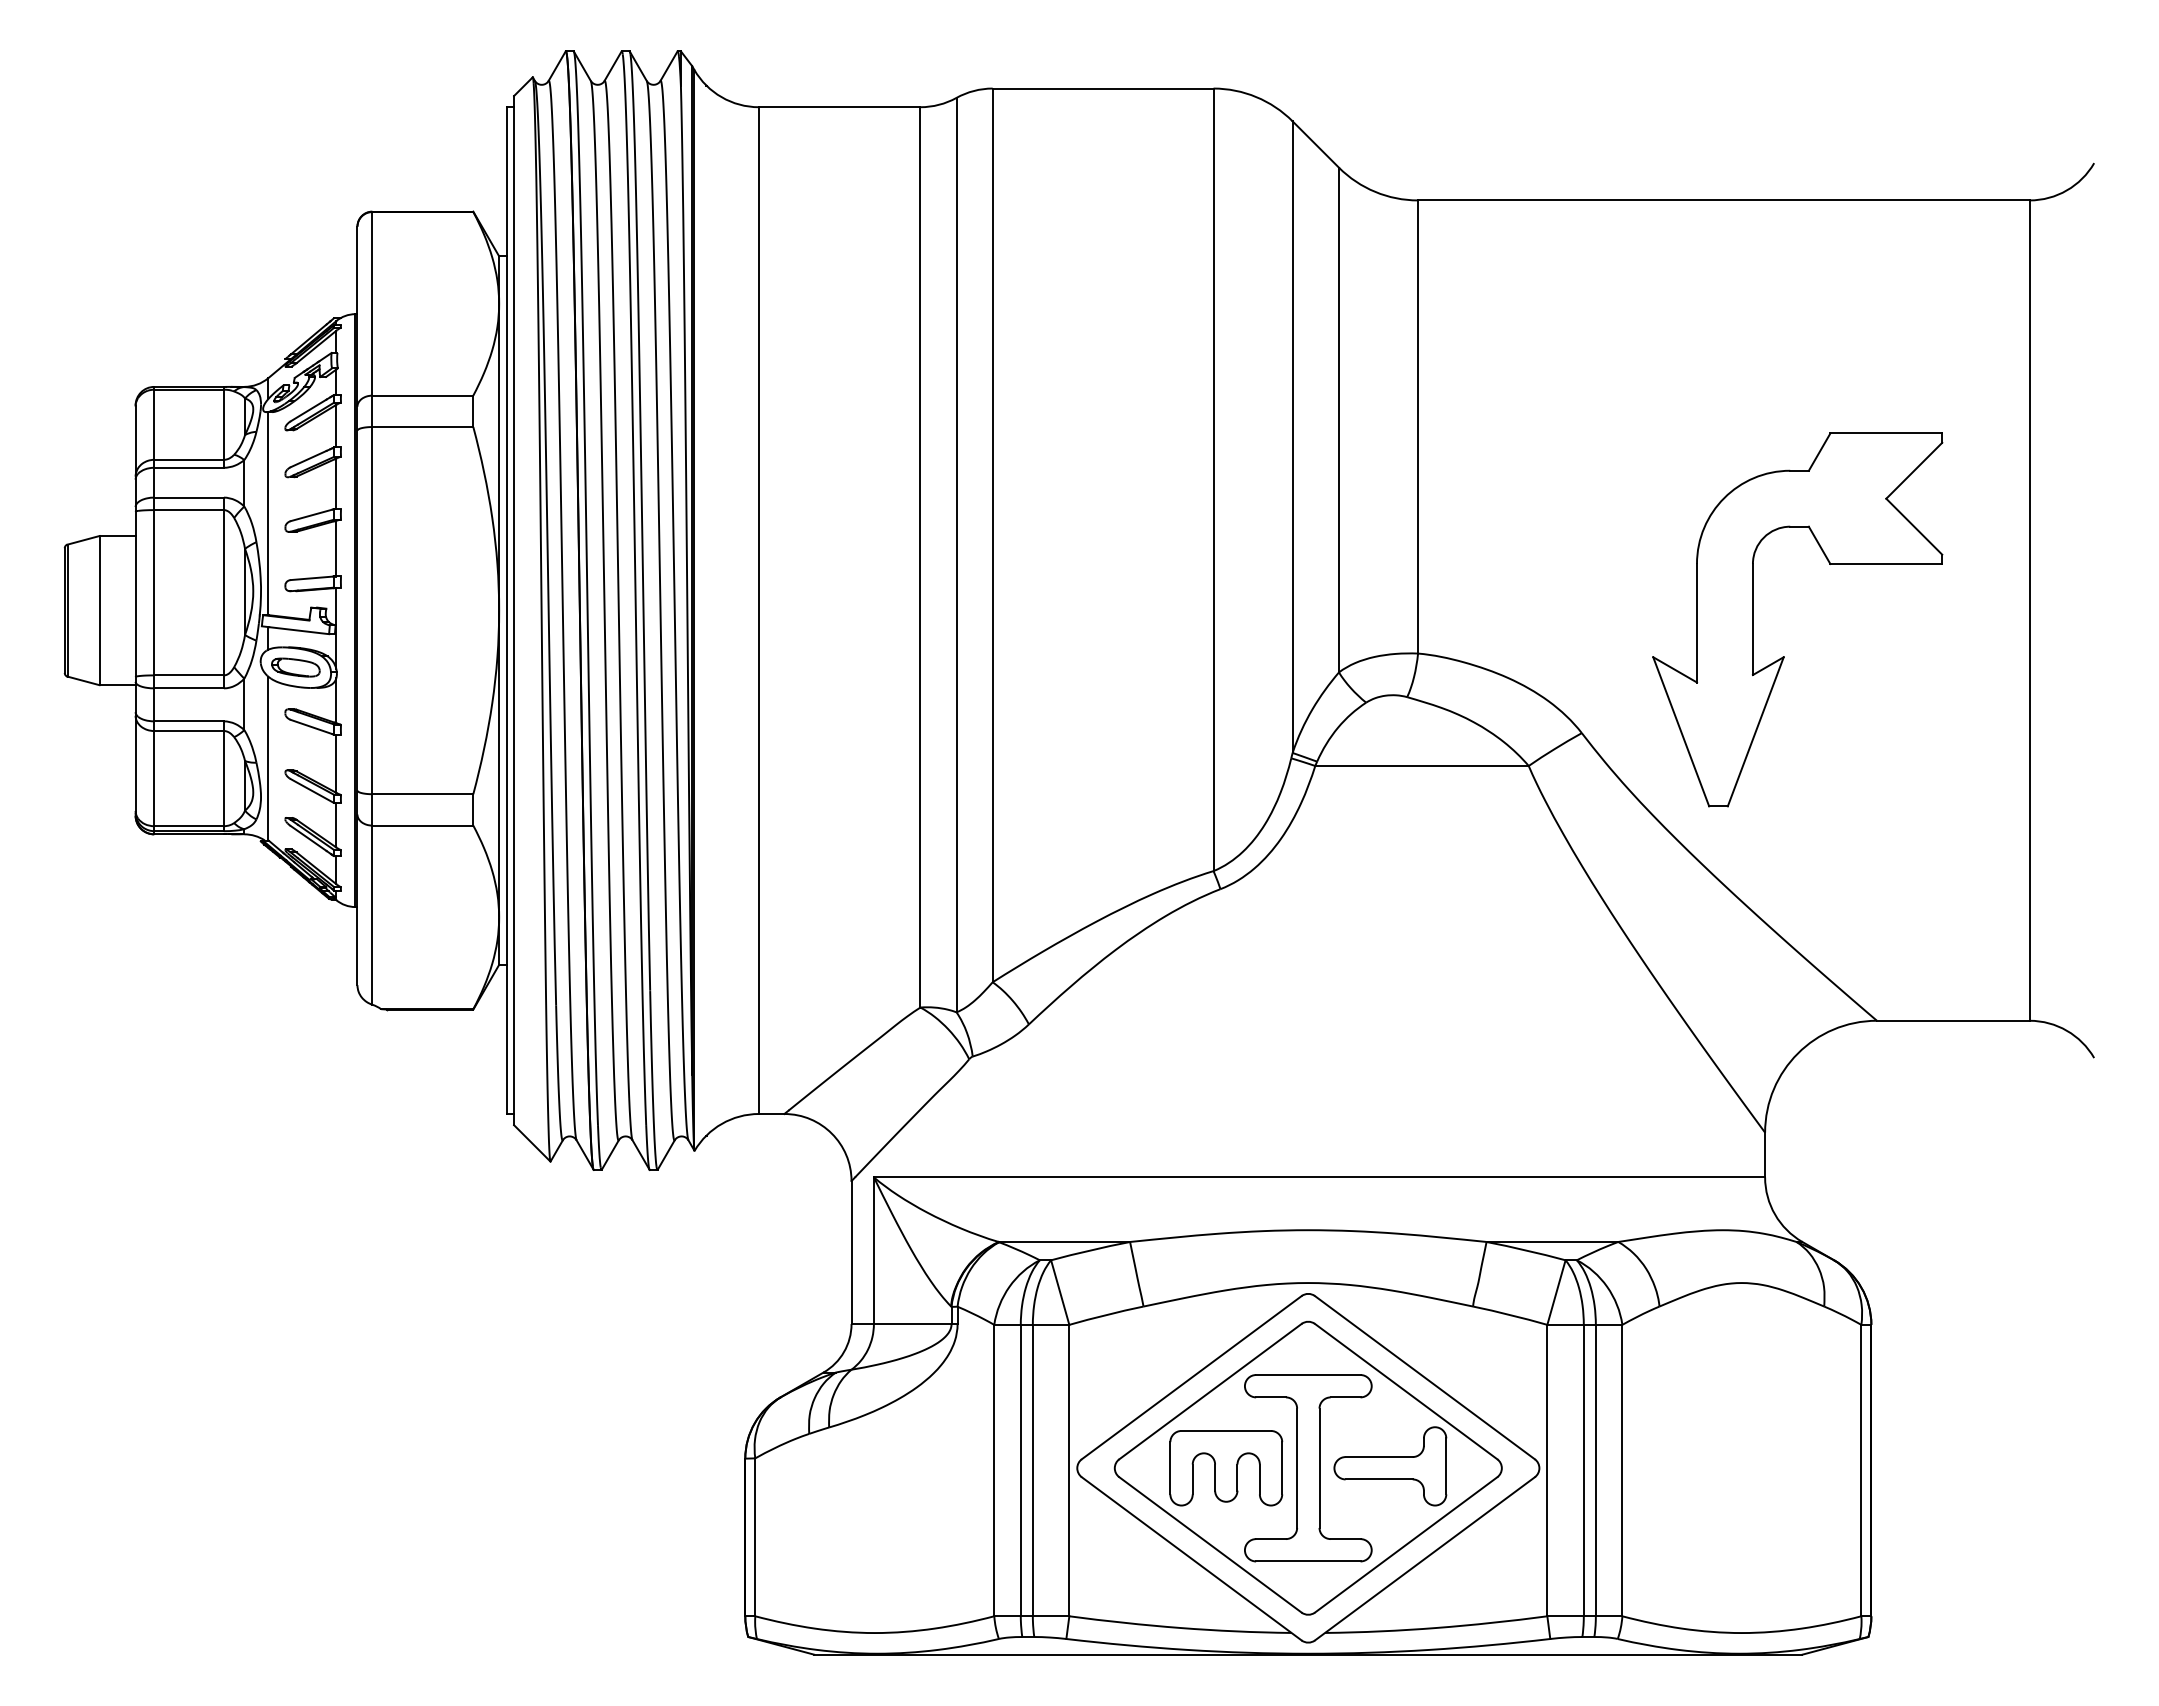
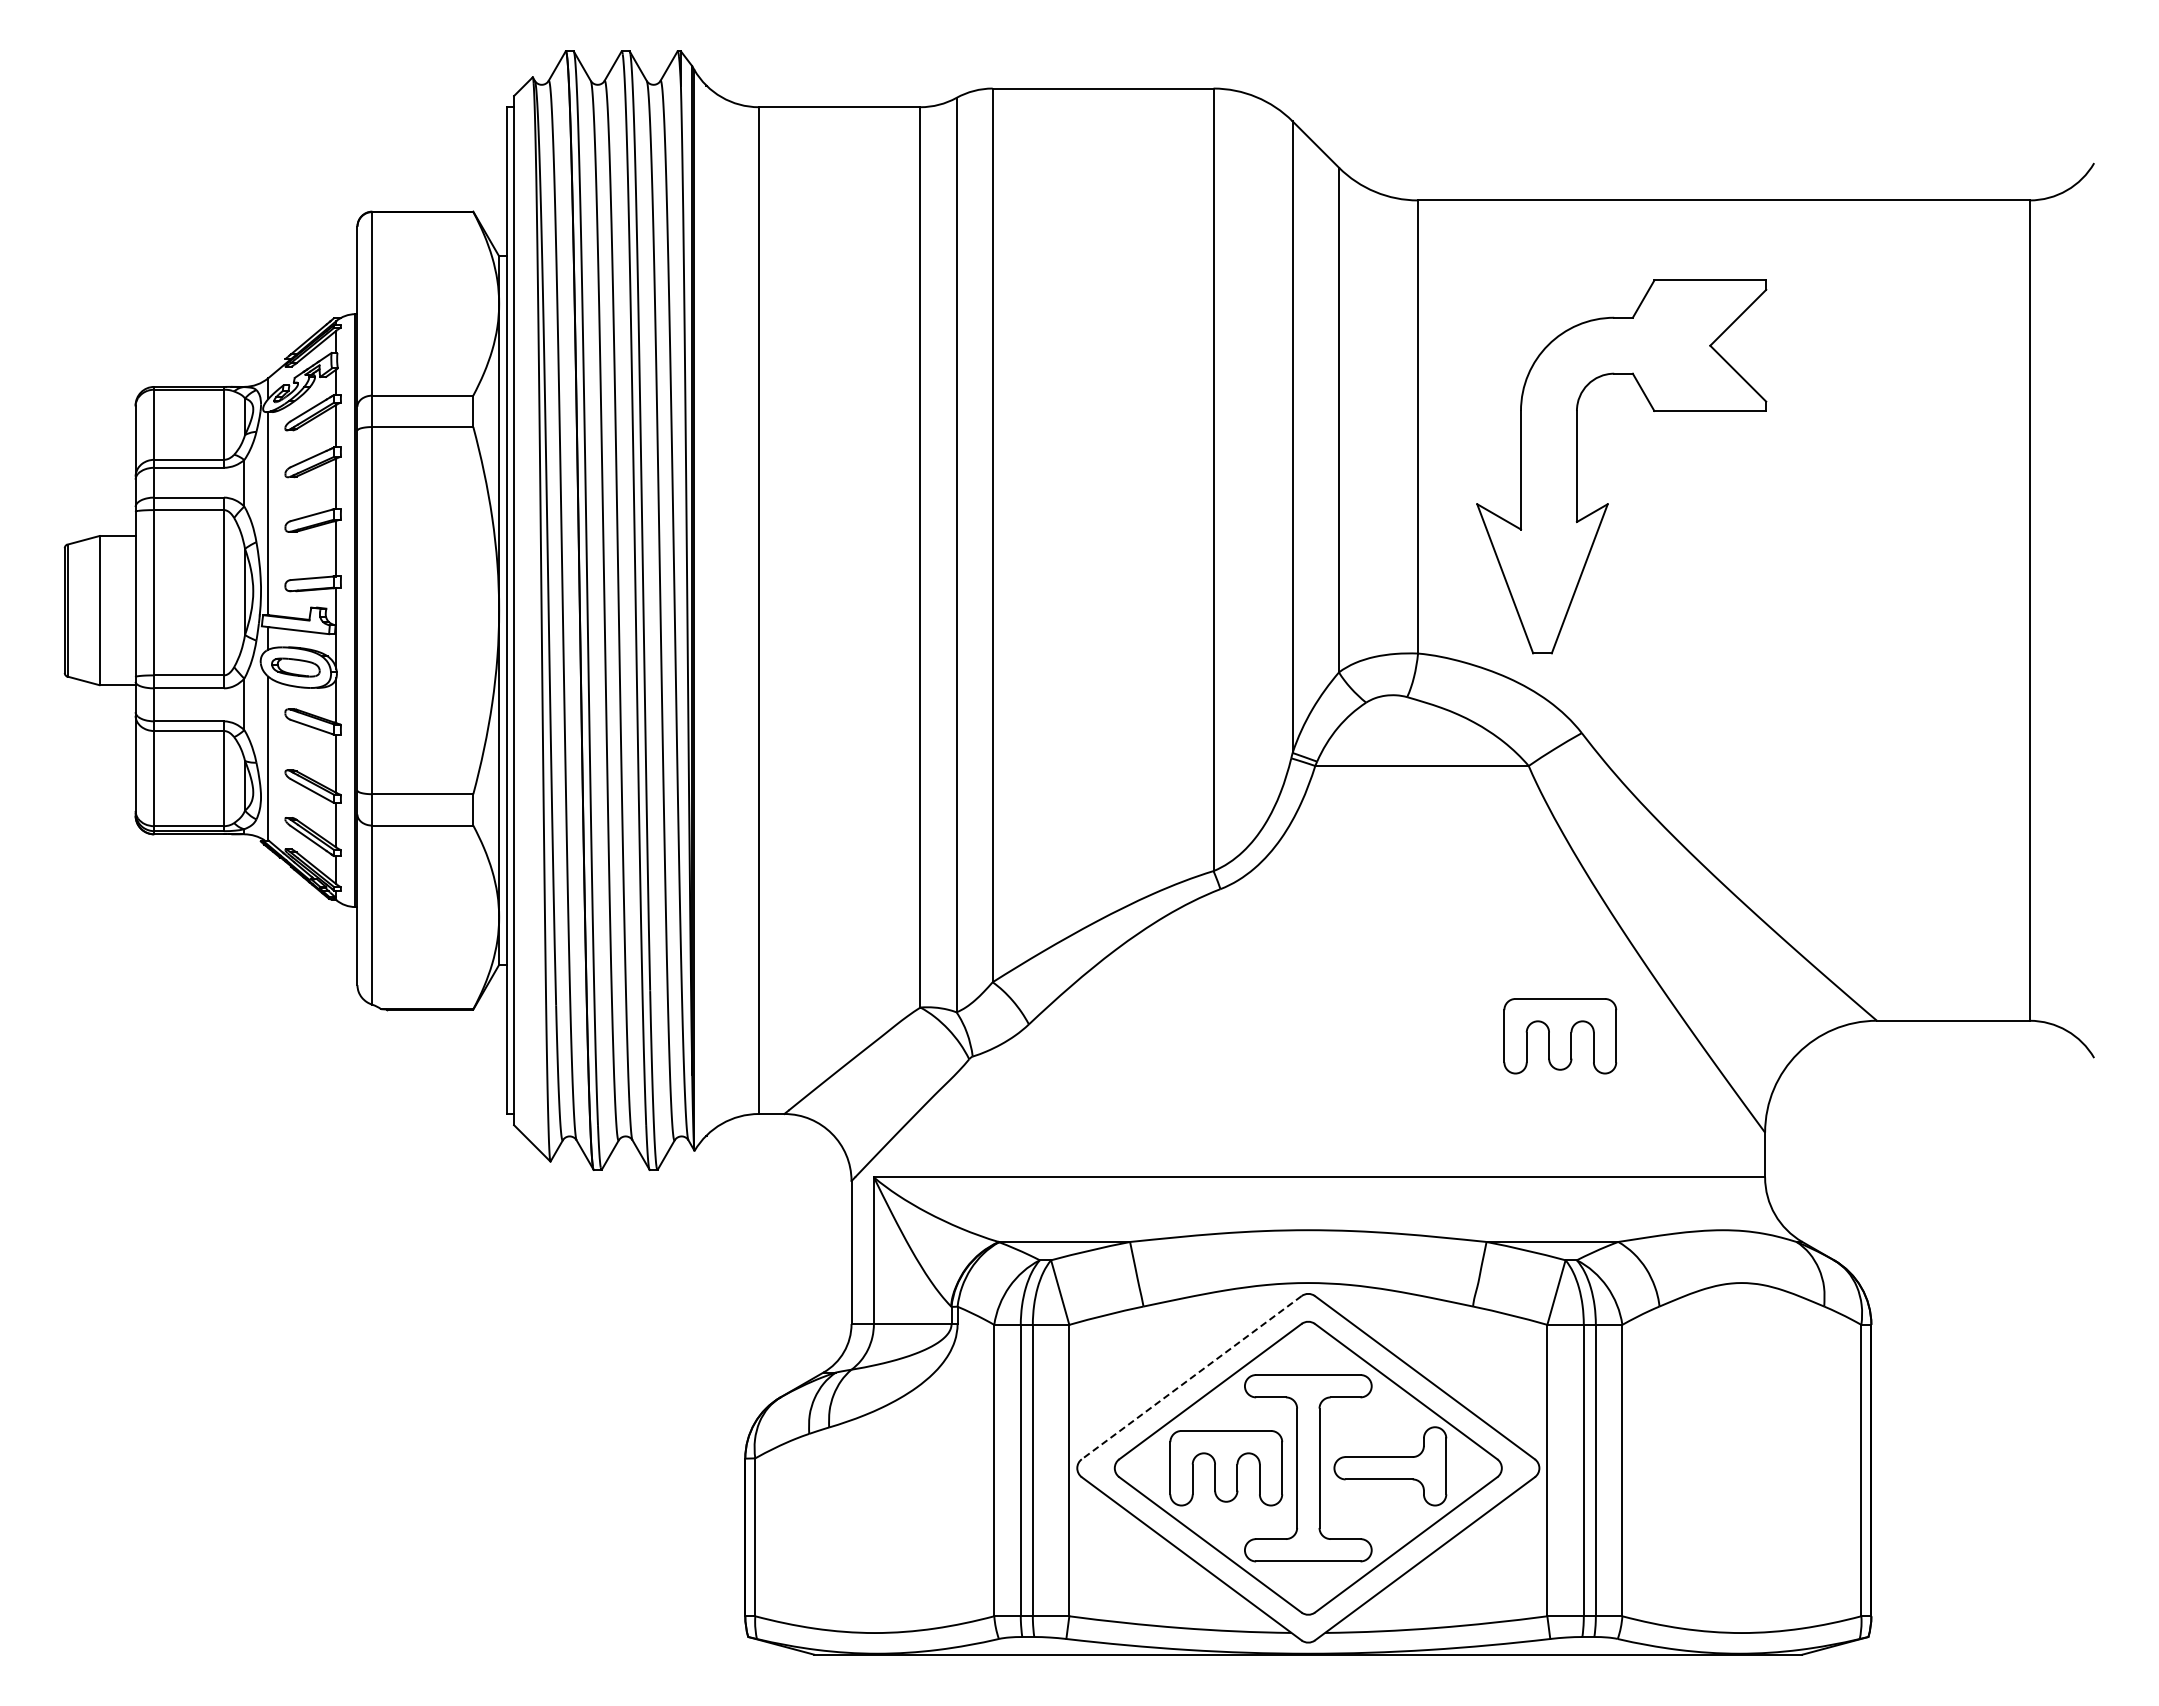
part position: (1784, 656) -> (1608, 503) (1608, 503)
part: none -> present (1560, 1036)
line: solid -> dashed (1191, 1377)
